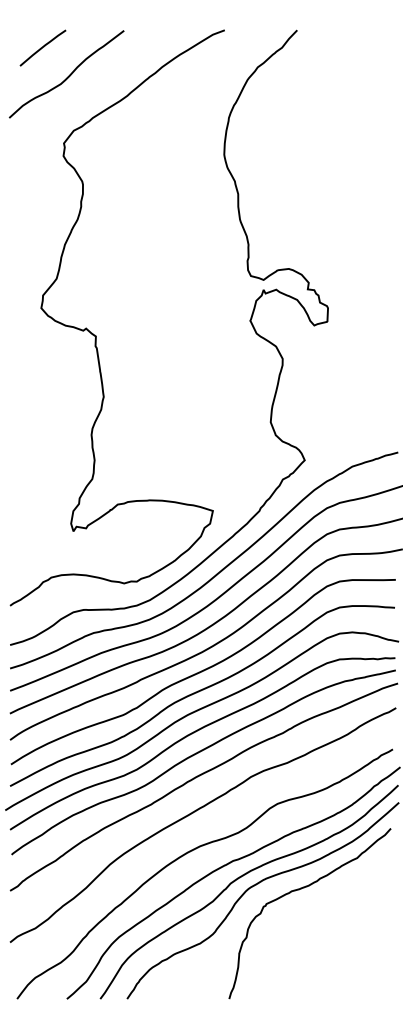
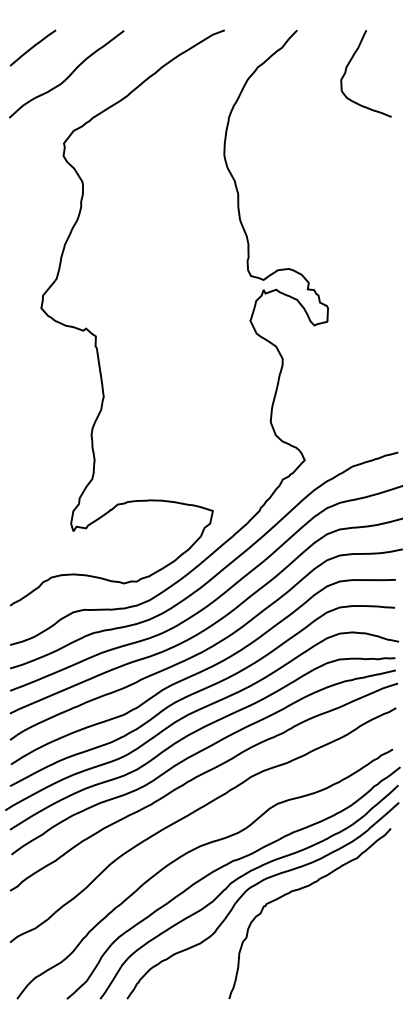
curve position: (42, 47) -> (32, 47) (32, 47)
curve: none -> present (349, 64)
